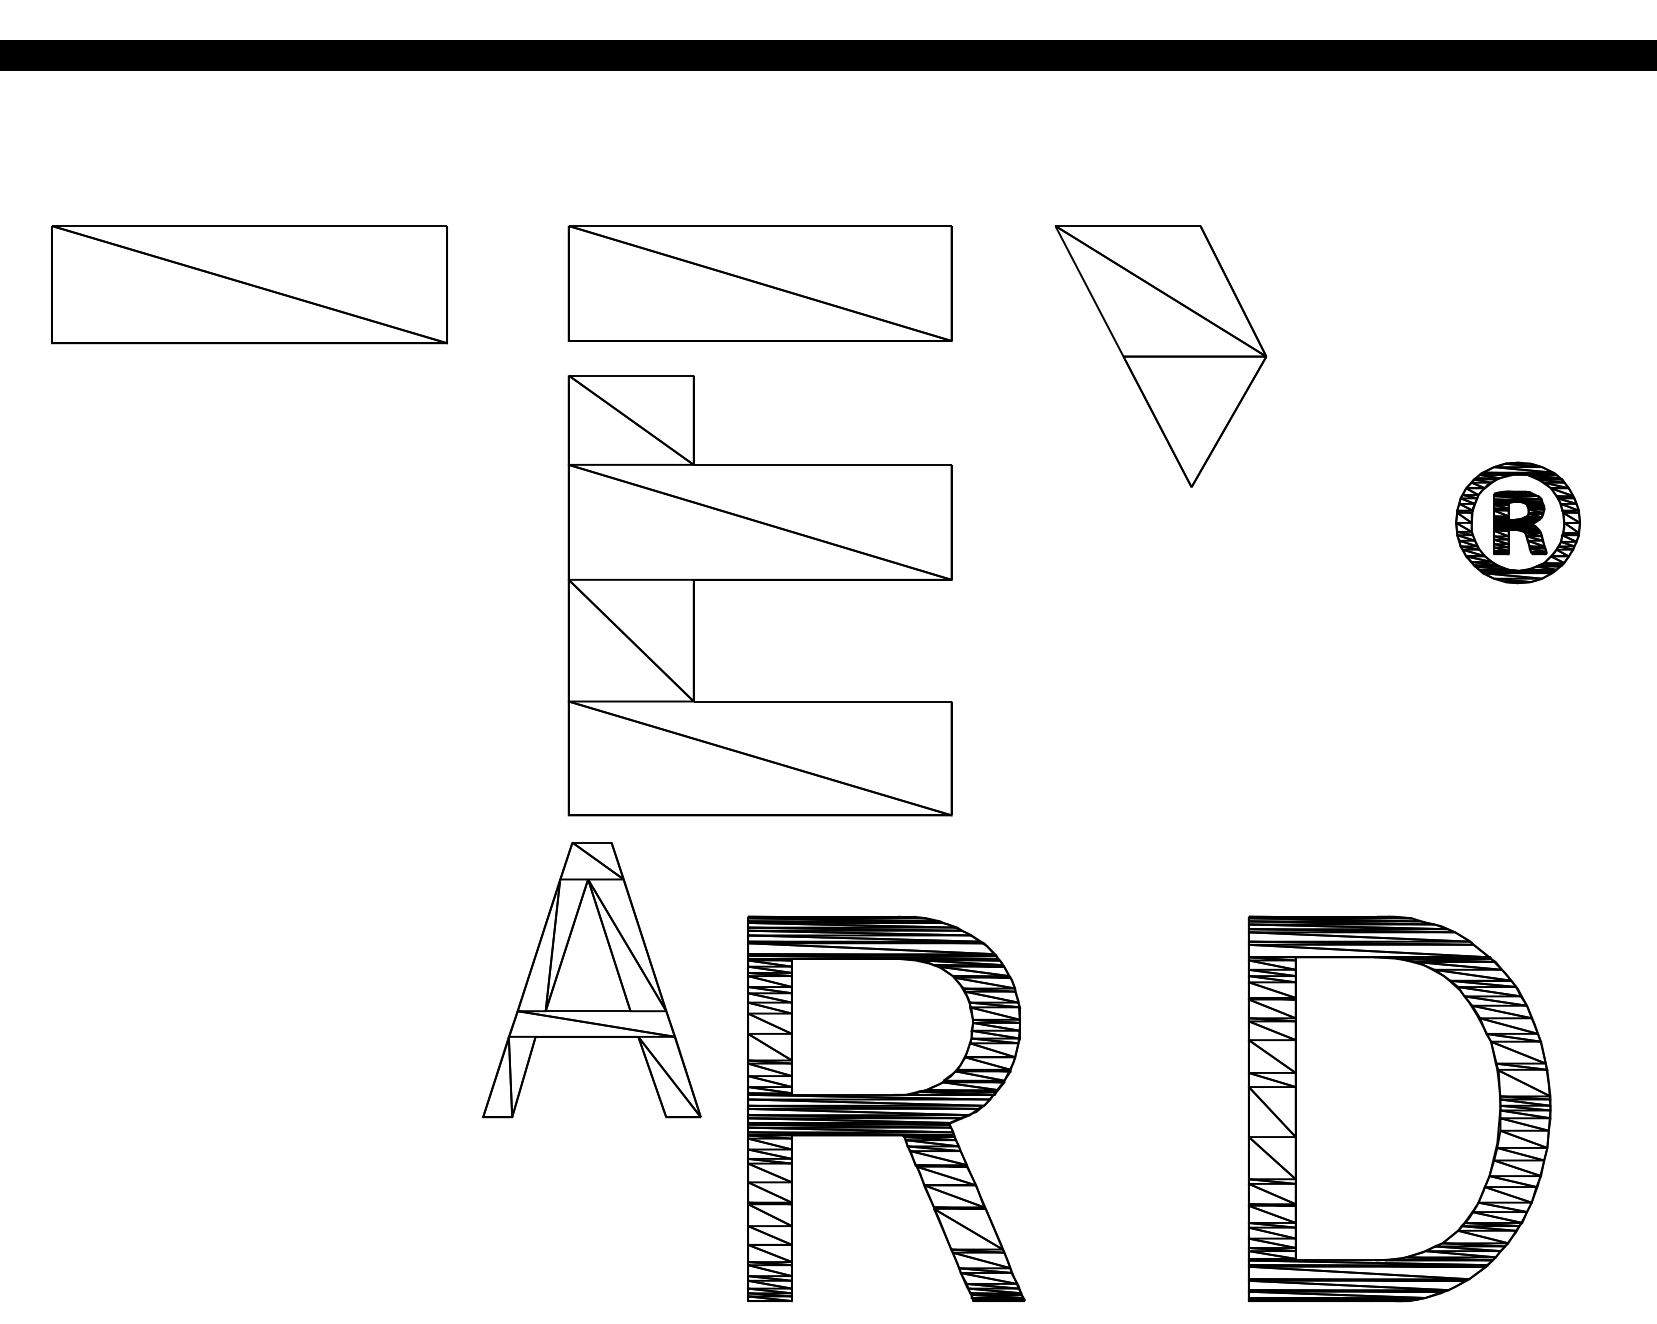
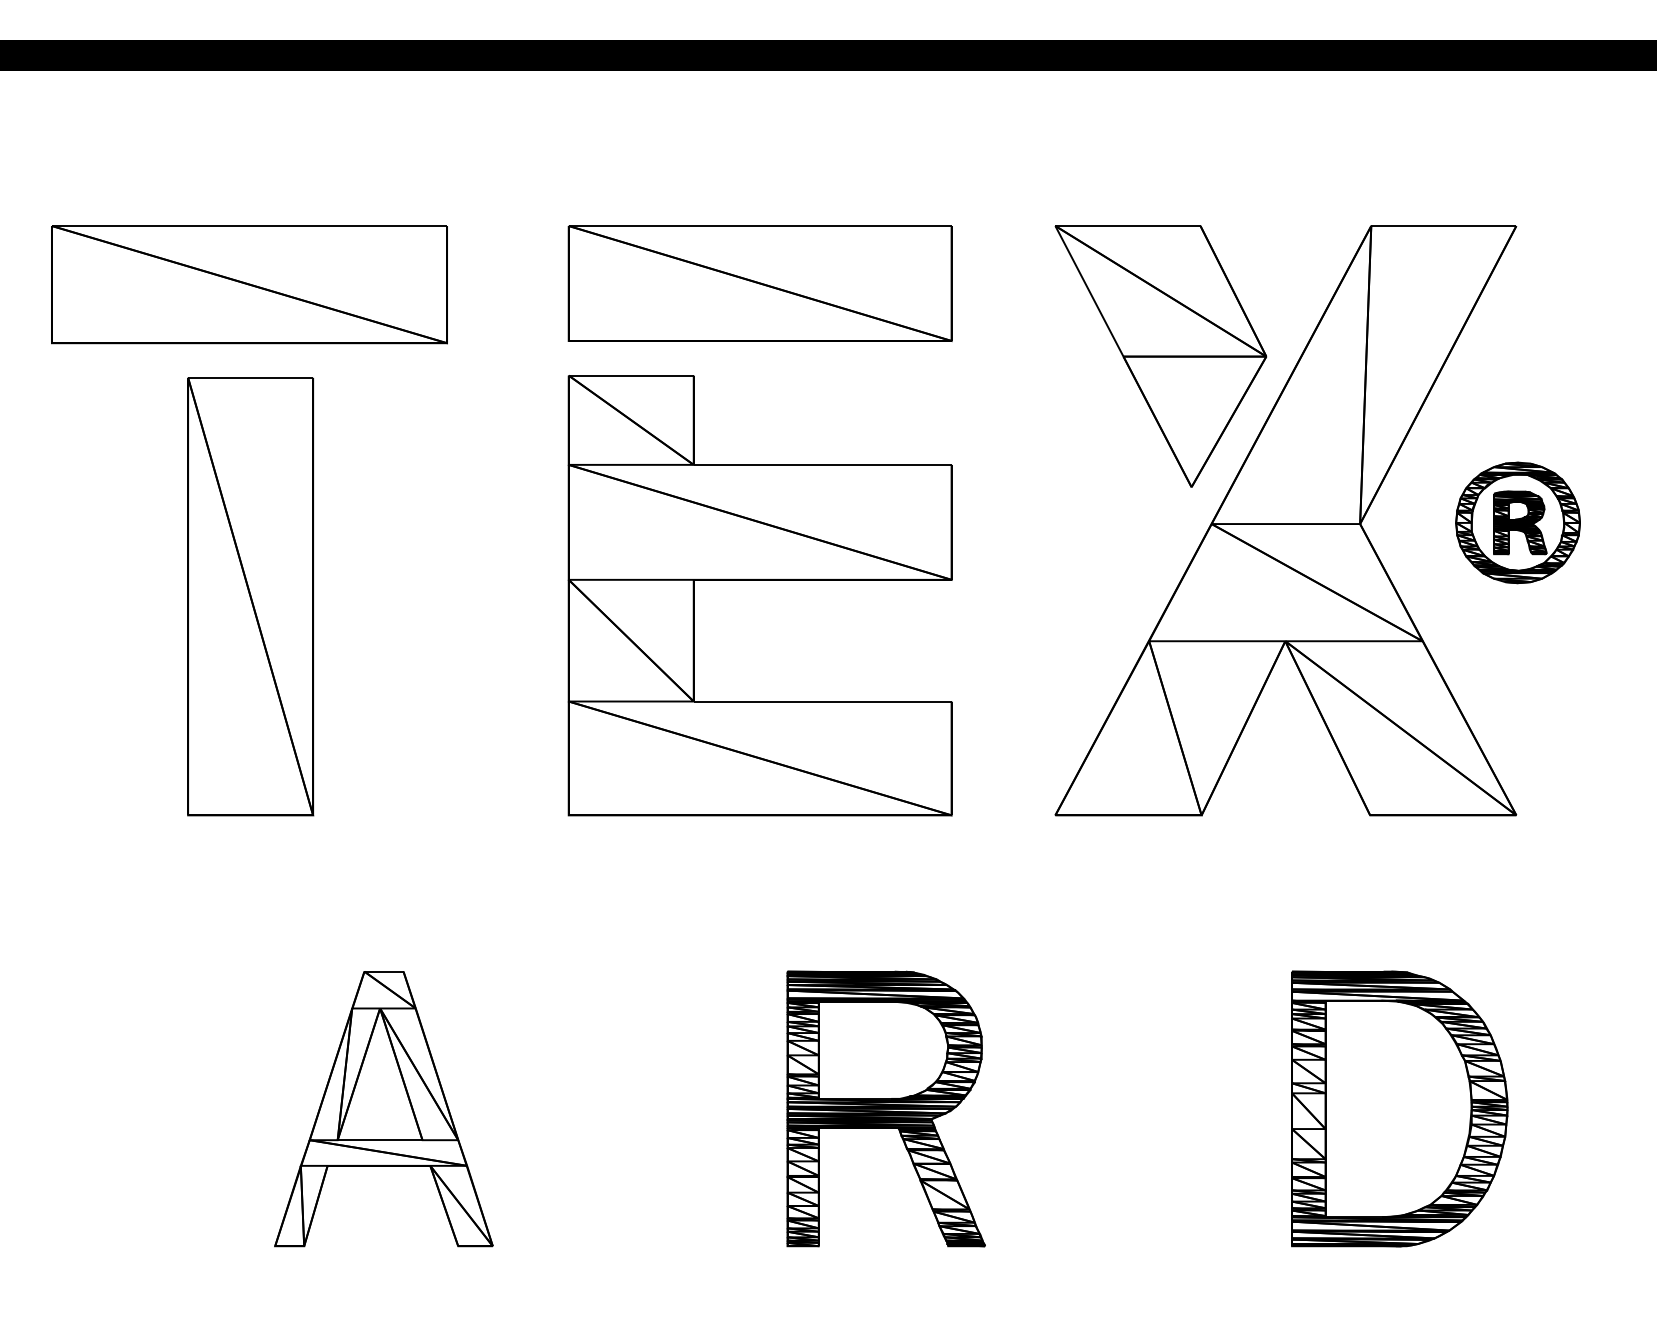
part: none -> present (1285, 520)
part: none -> present (250, 596)
part position: (591, 980) -> (383, 1109) (383, 1109)
part size: 279x388 px -> 200x278 px (885, 1108)
part size: 305x388 px -> 218x278 px (1399, 1108)
